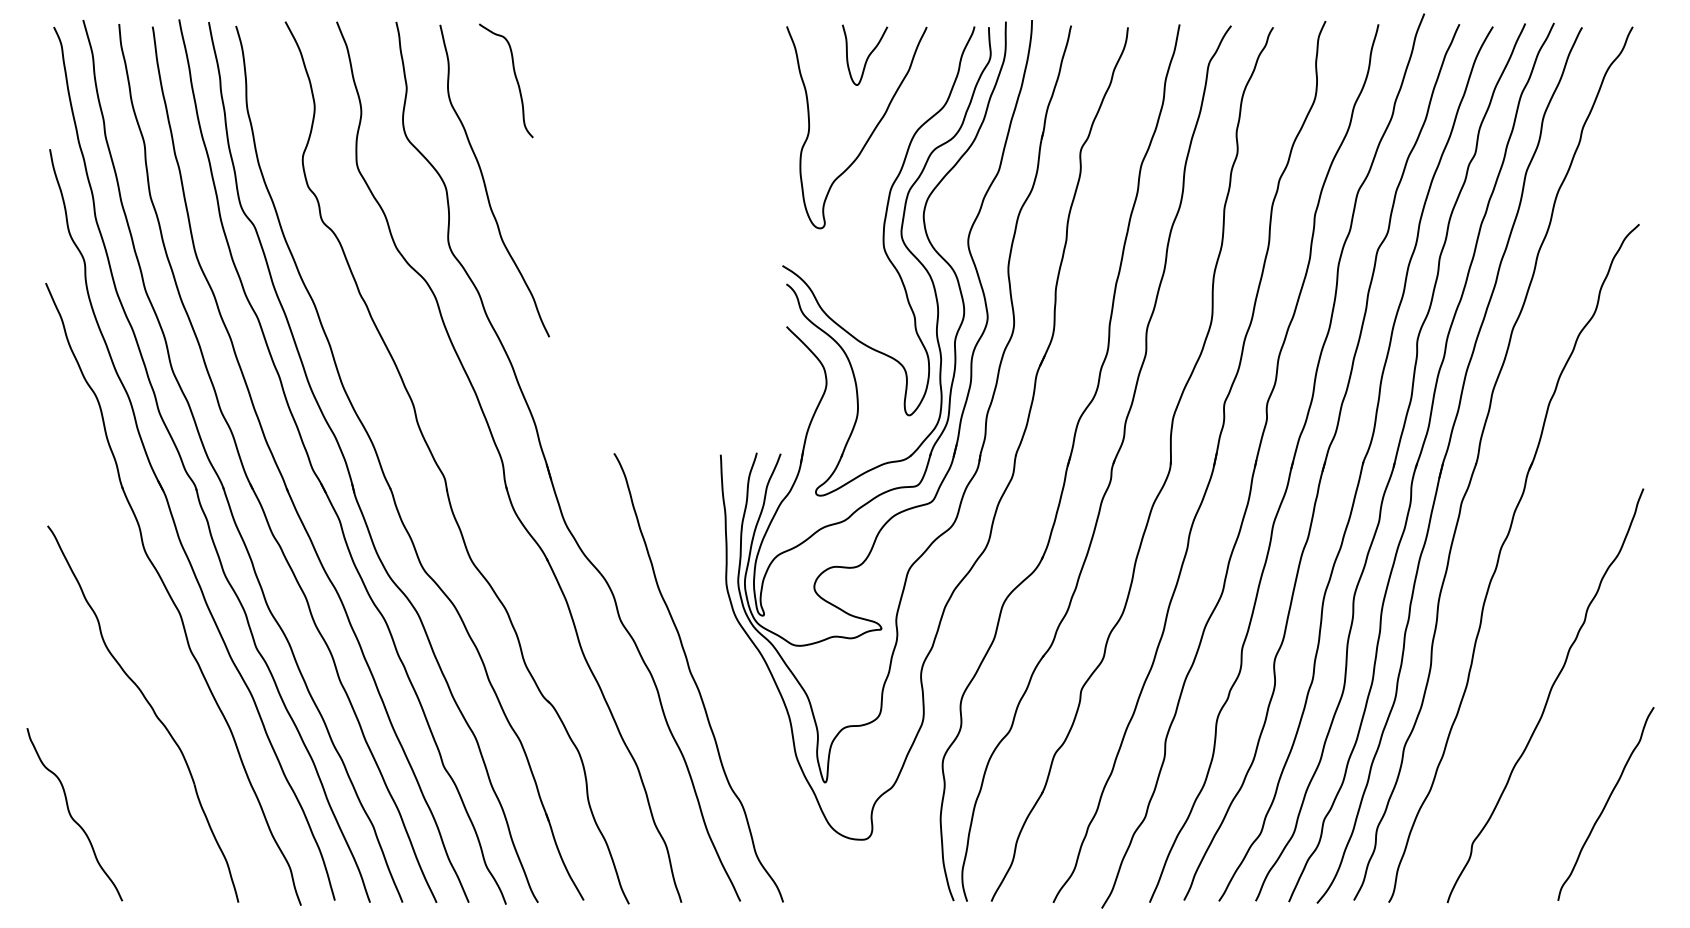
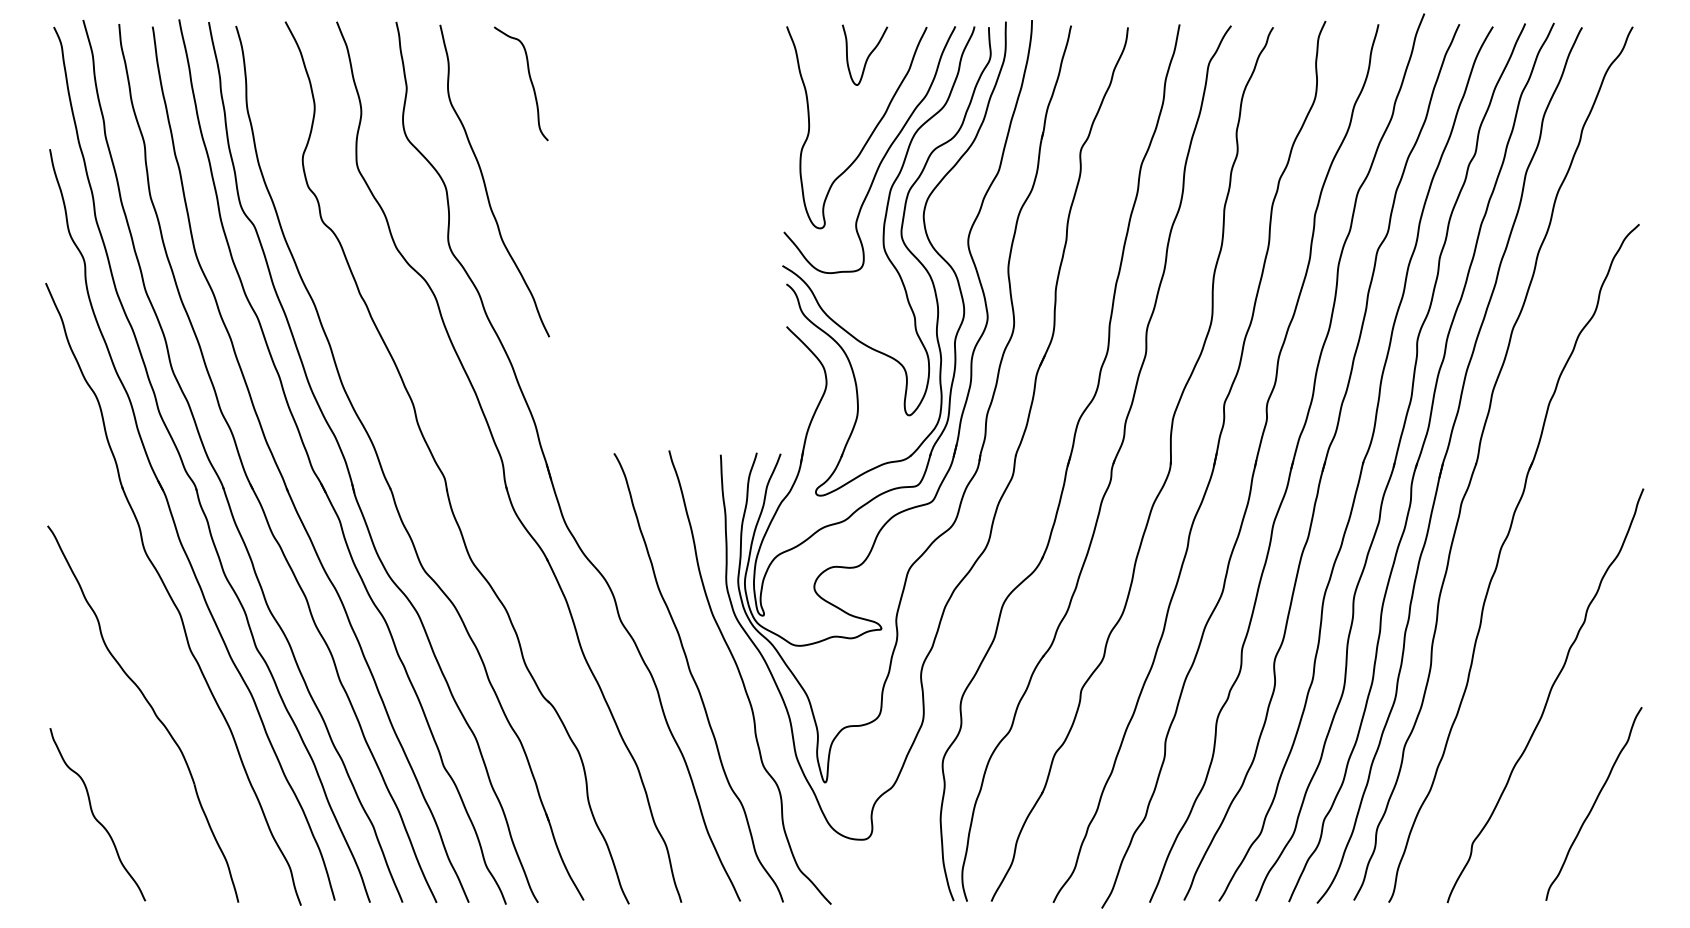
curve position: (514, 76) -> (529, 79) (529, 79)
curve: none -> present (882, 157)
curve: none -> present (743, 680)
curve position: (1605, 803) -> (1593, 803) (1593, 803)
curve position: (72, 816) -> (95, 816) (95, 816)
